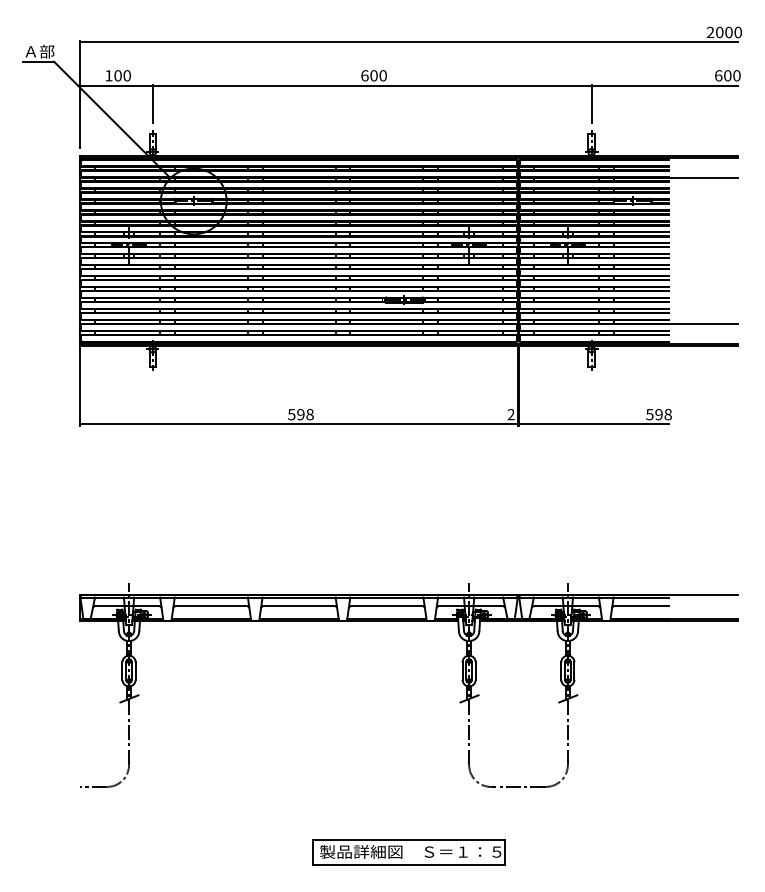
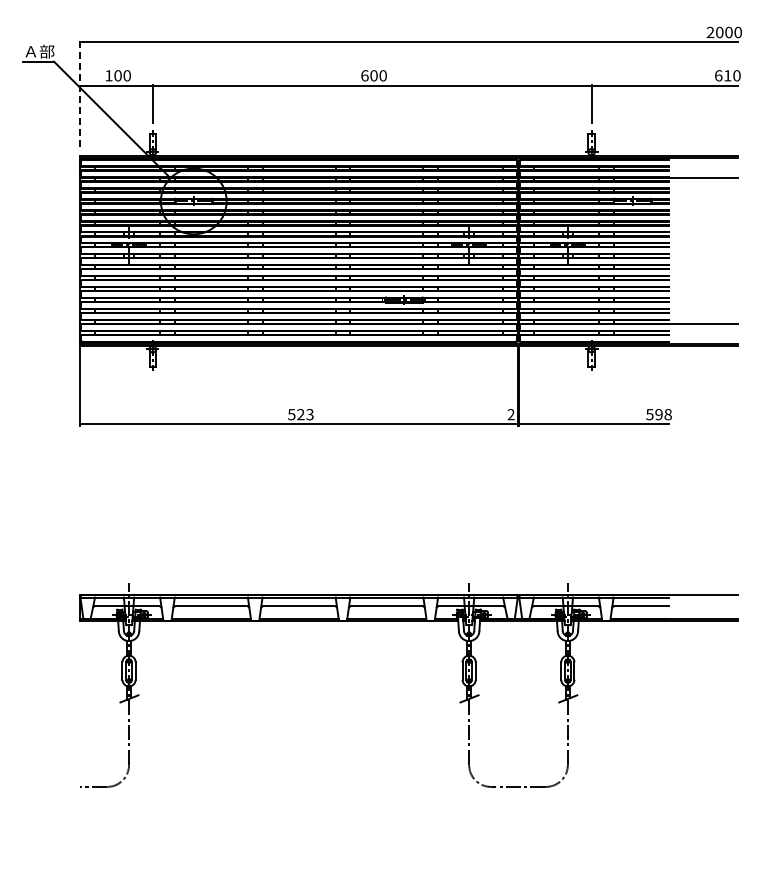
text: 600 -> 610 (727, 75)
line: solid -> dashed (79, 95)
text: 598 -> 523 (305, 414)
part: present -> none (408, 852)
